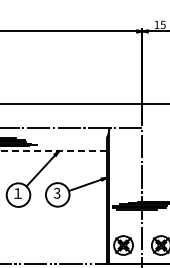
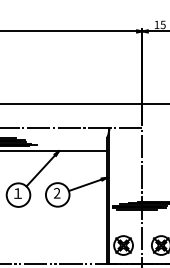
line: dashed -> solid (53, 151)
text: 3 -> 2 (56, 193)
